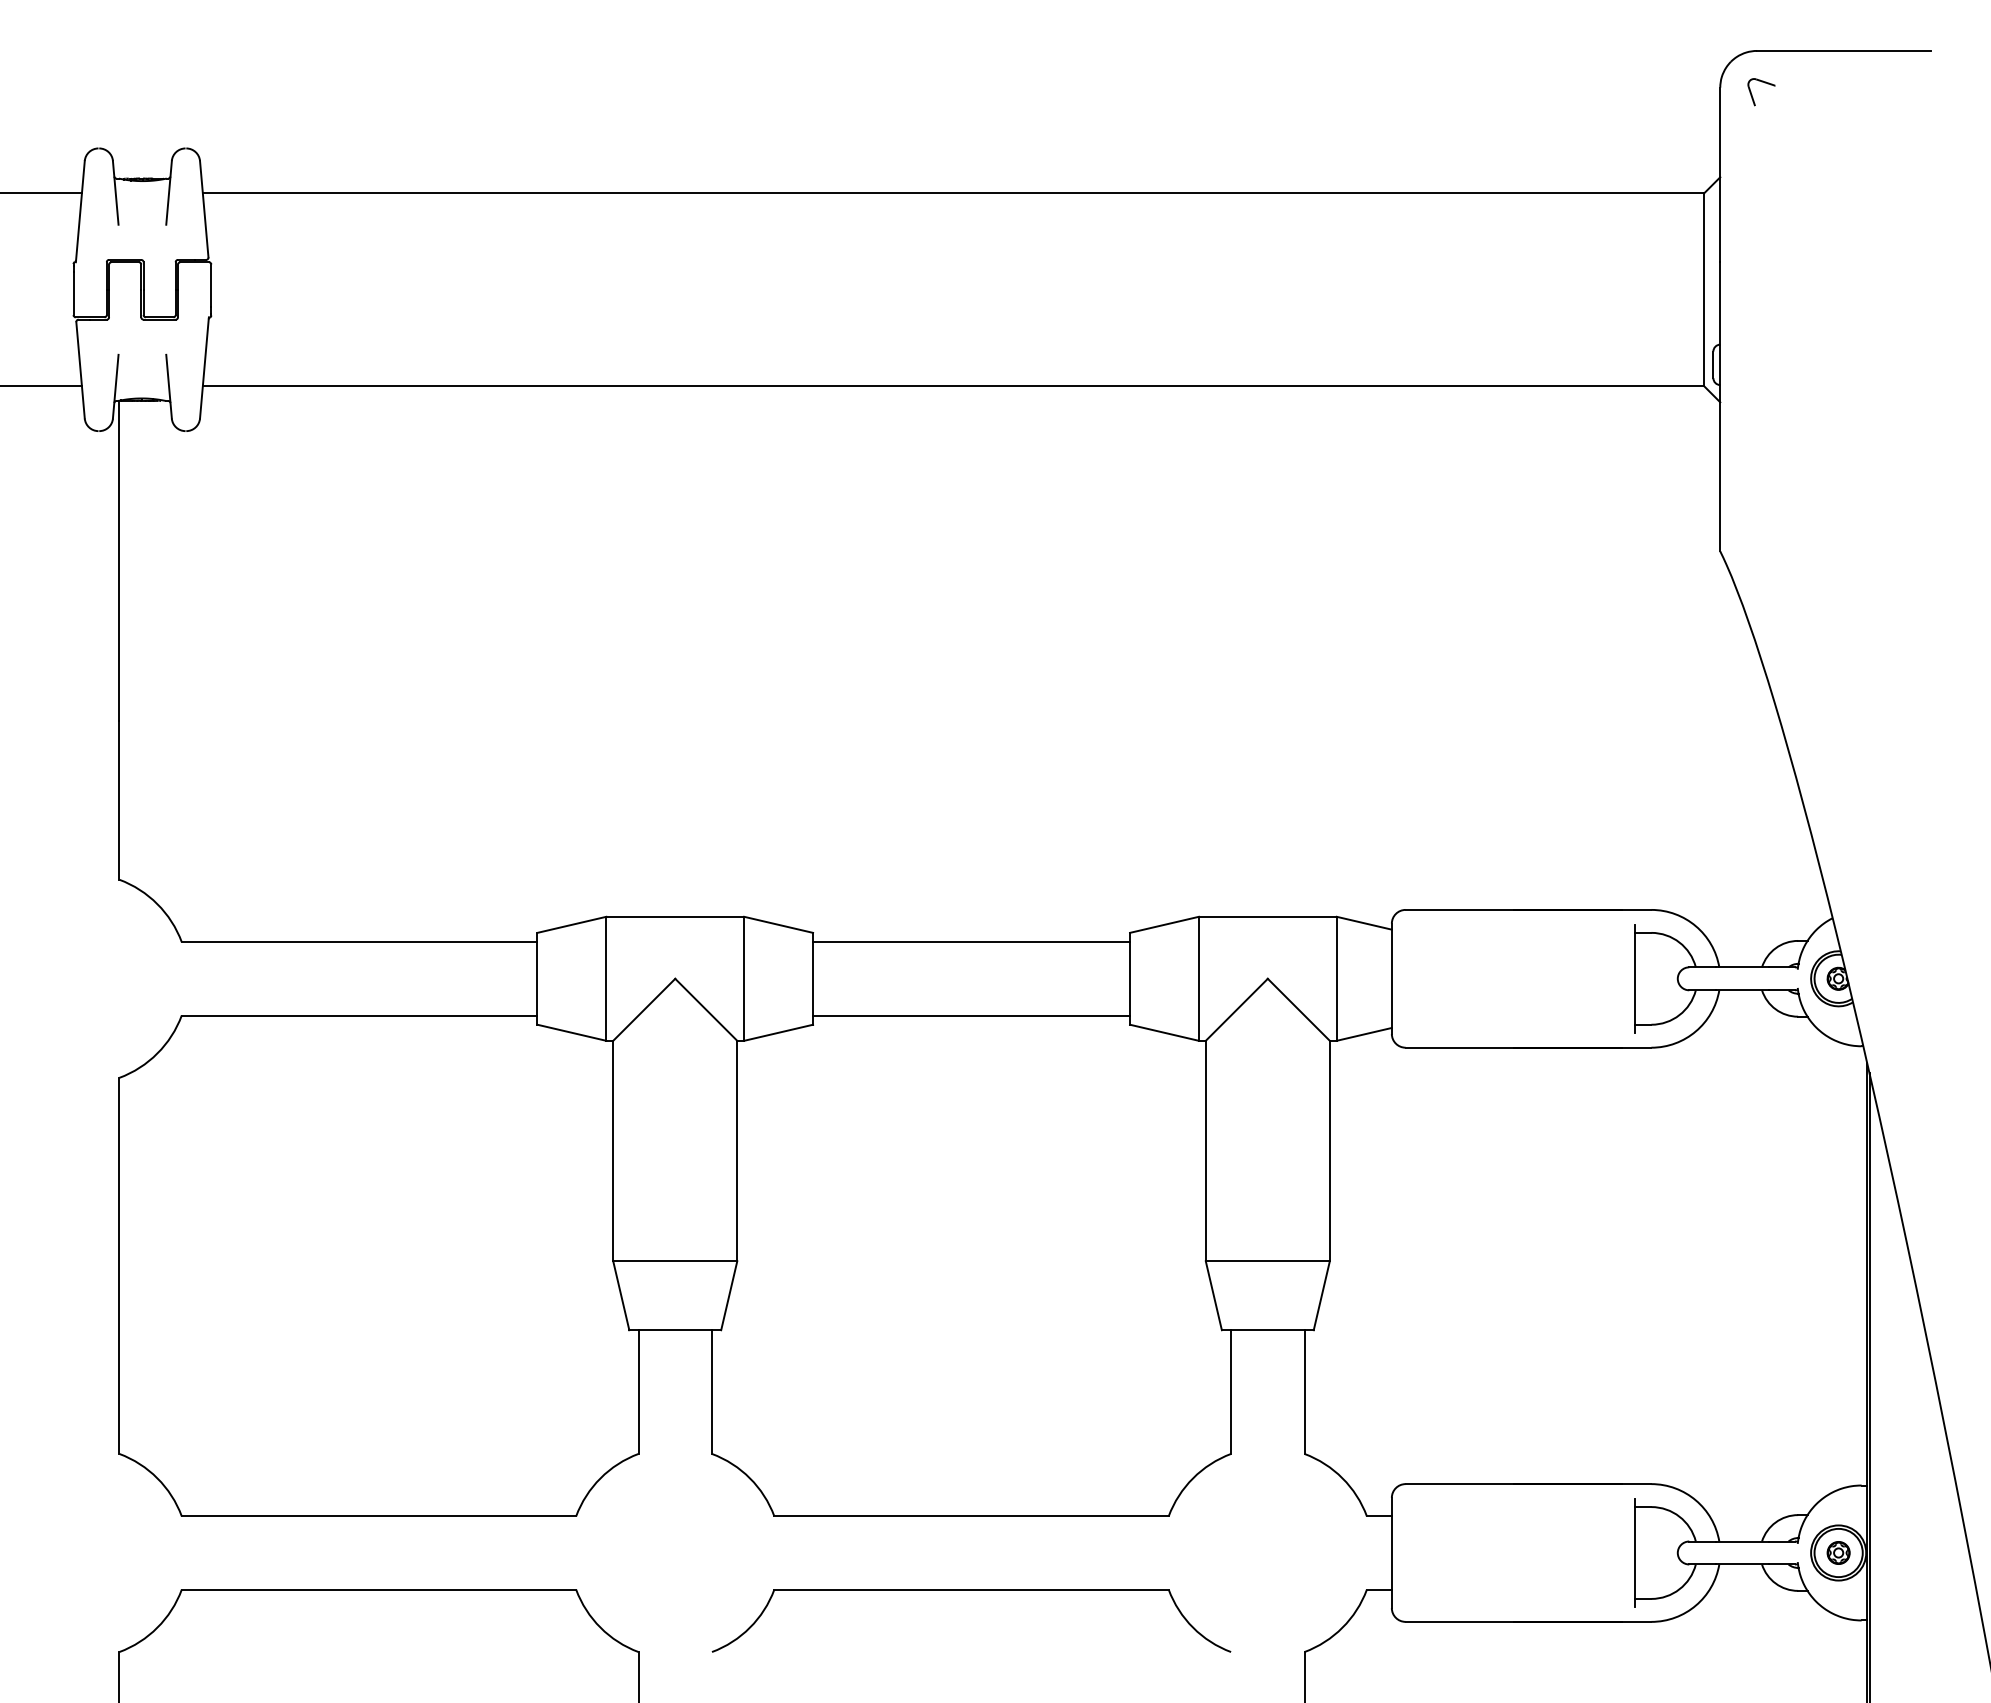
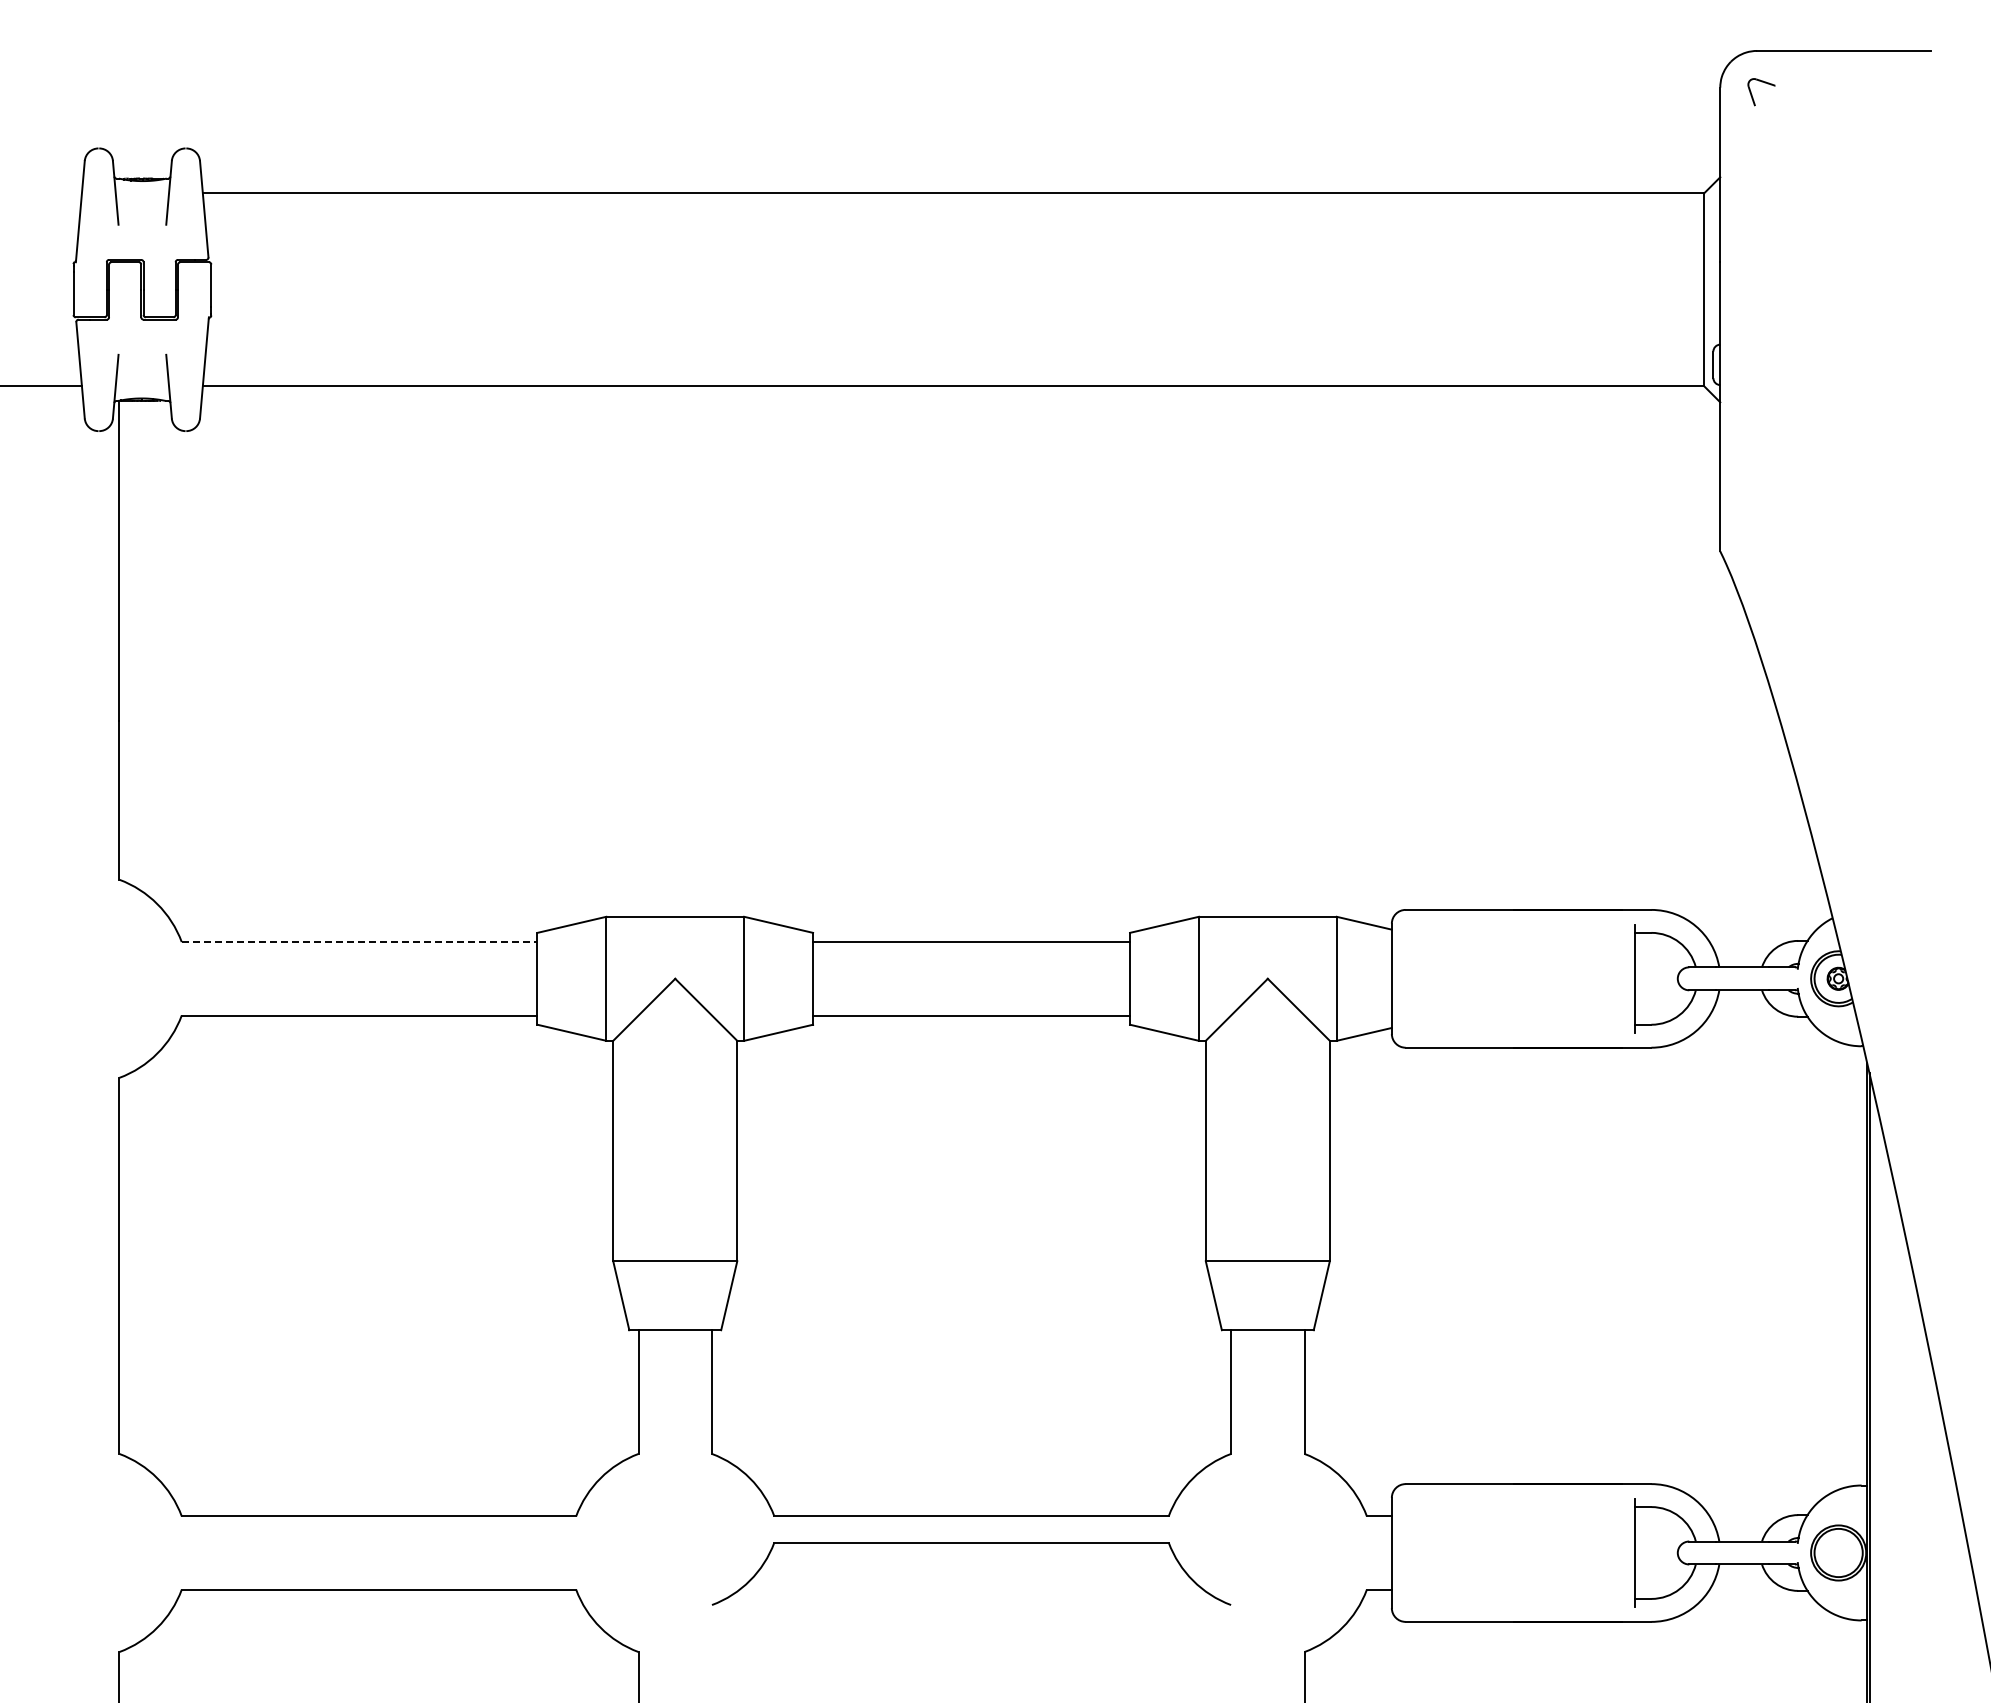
line: present -> none (41, 193)
line: solid -> dashed (359, 942)
part: present -> none (1838, 1552)
part position: (971, 1590) -> (971, 1543) (971, 1543)
